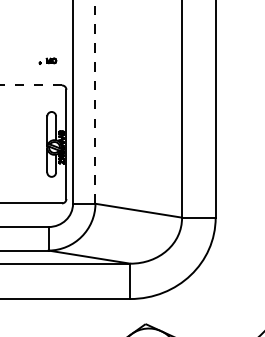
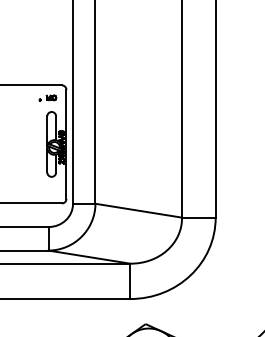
part position: (47, 60) -> (47, 97) (47, 97)
line: dashed -> solid (31, 85)
line: dashed -> solid (95, 101)
